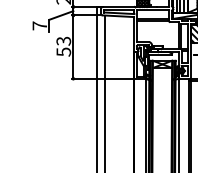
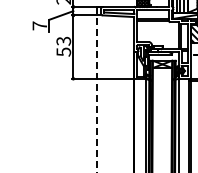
line: solid -> dashed (97, 89)
line: present -> none (105, 92)
